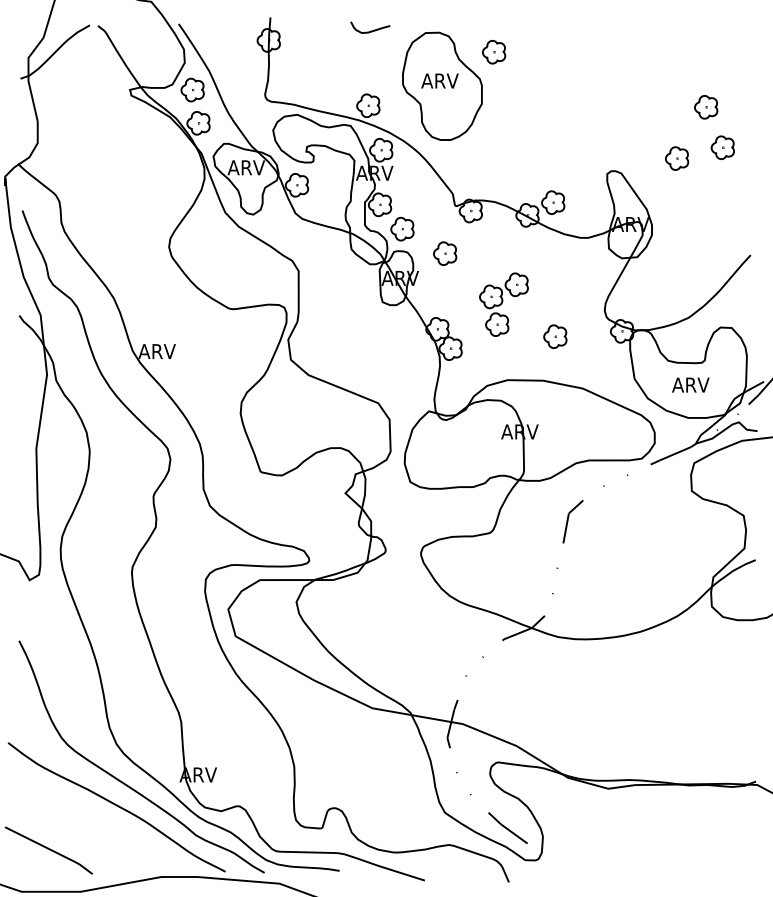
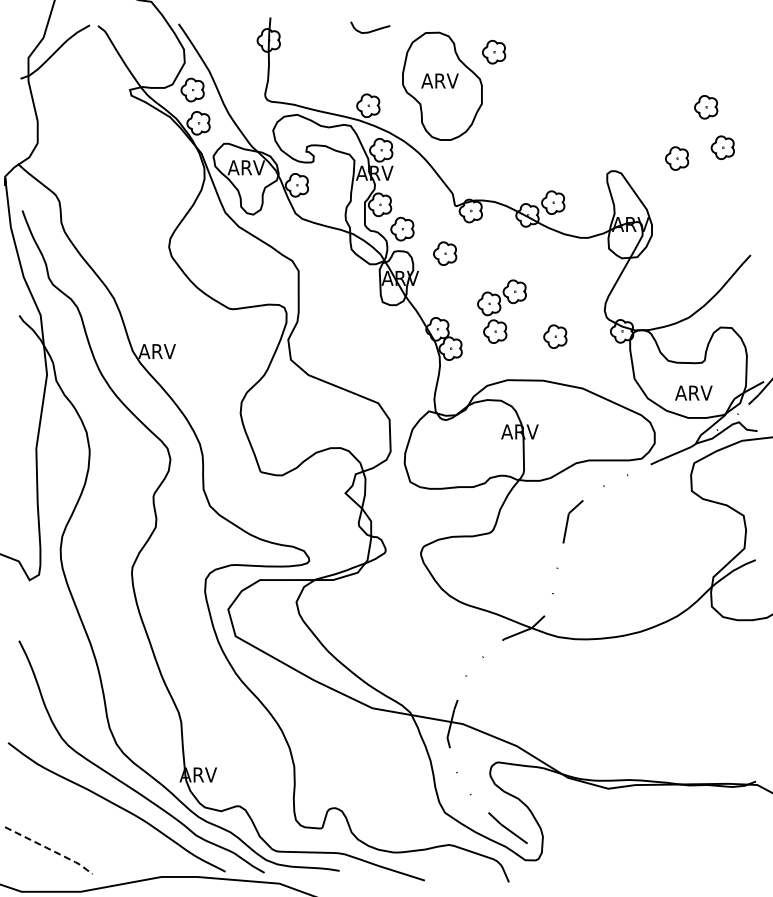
part position: (503, 304) -> (501, 311) (501, 311)
text position: (690, 384) -> (693, 392) (693, 392)
line: solid -> dashed (51, 850)
